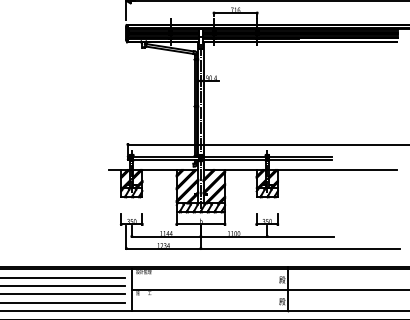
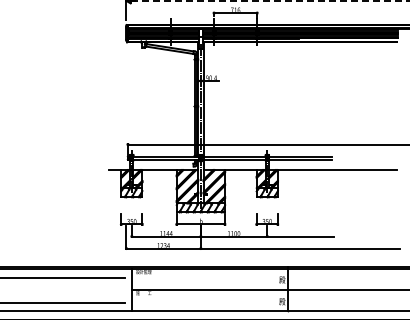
line: solid -> dashed (271, 1)
line: present -> none (63, 286)
line: present -> none (63, 294)
